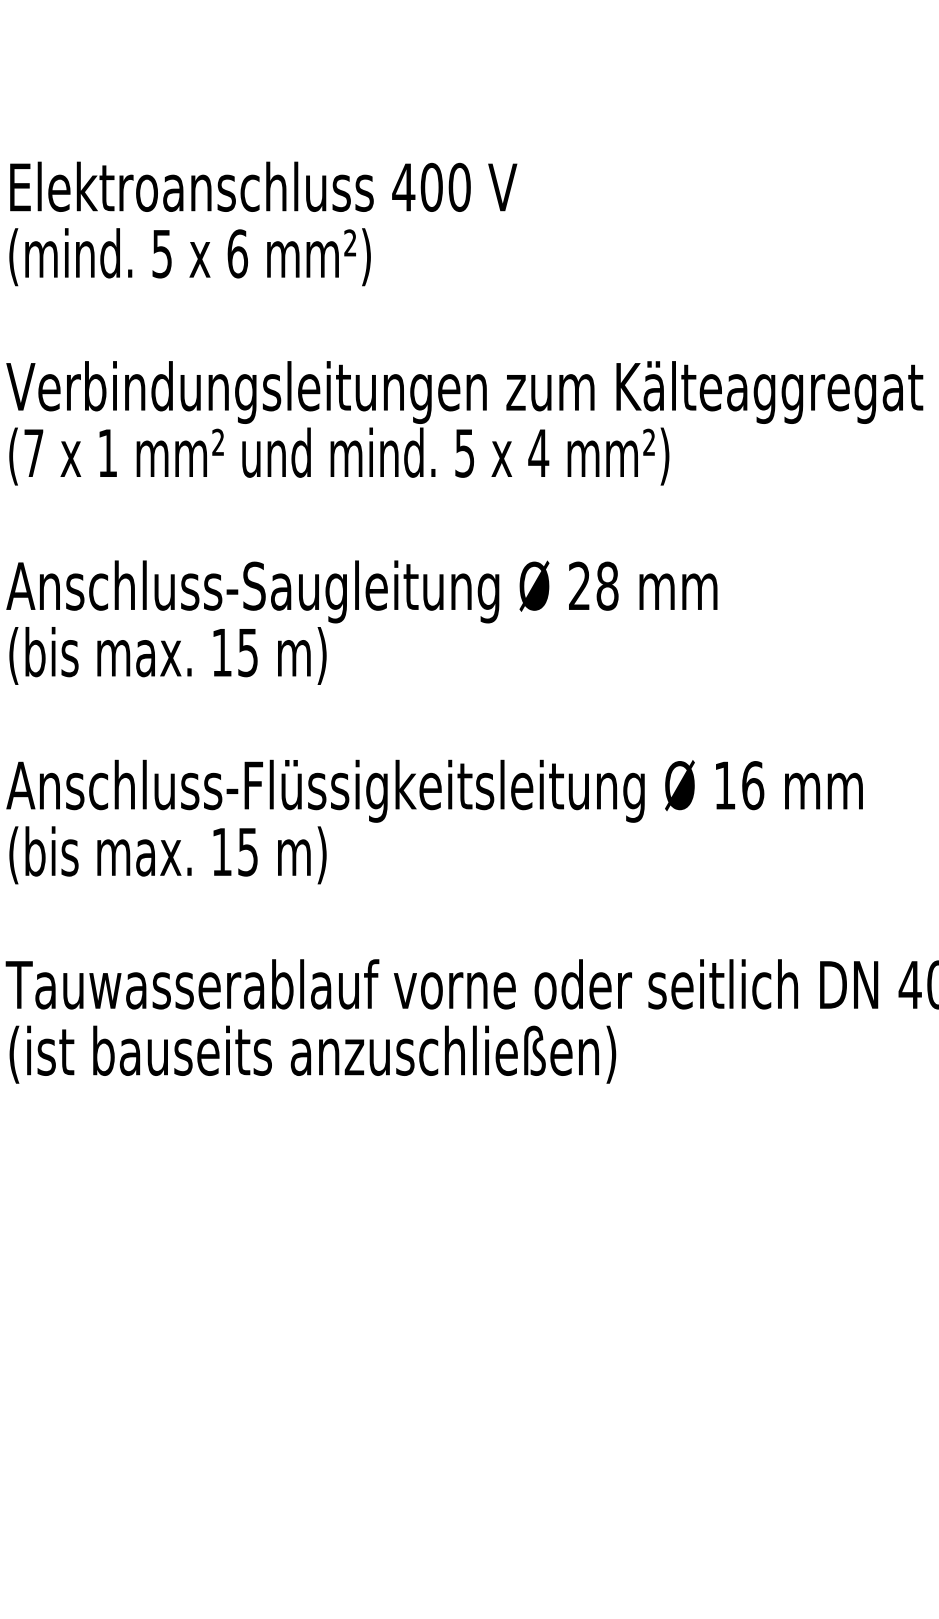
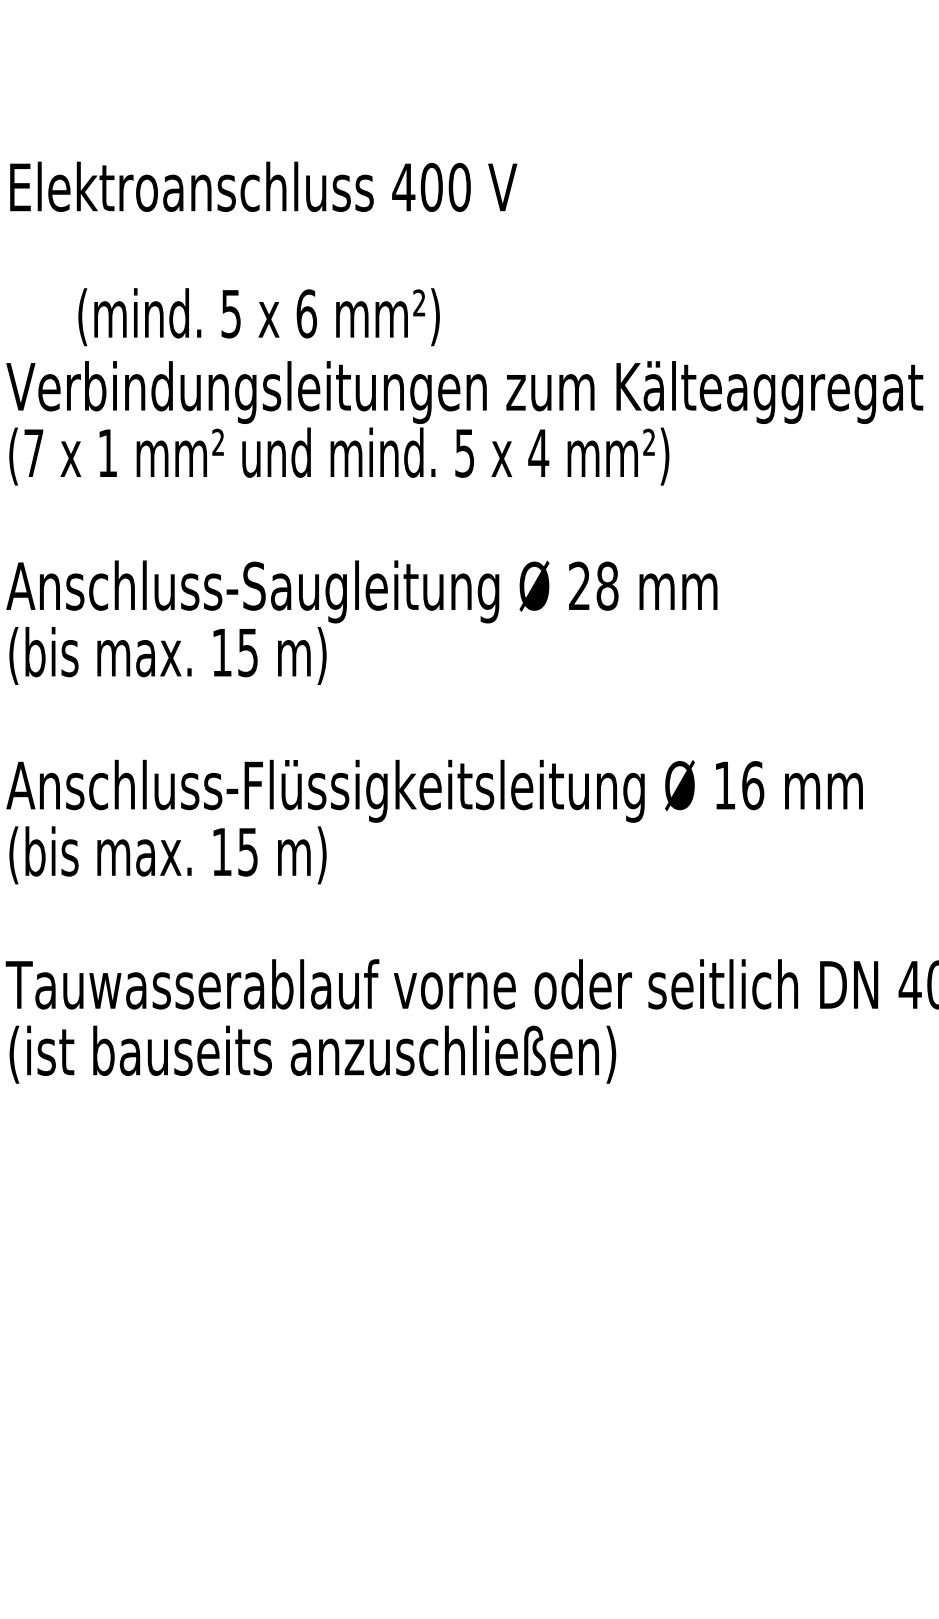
text position: (189, 257) -> (258, 317) (258, 317)
